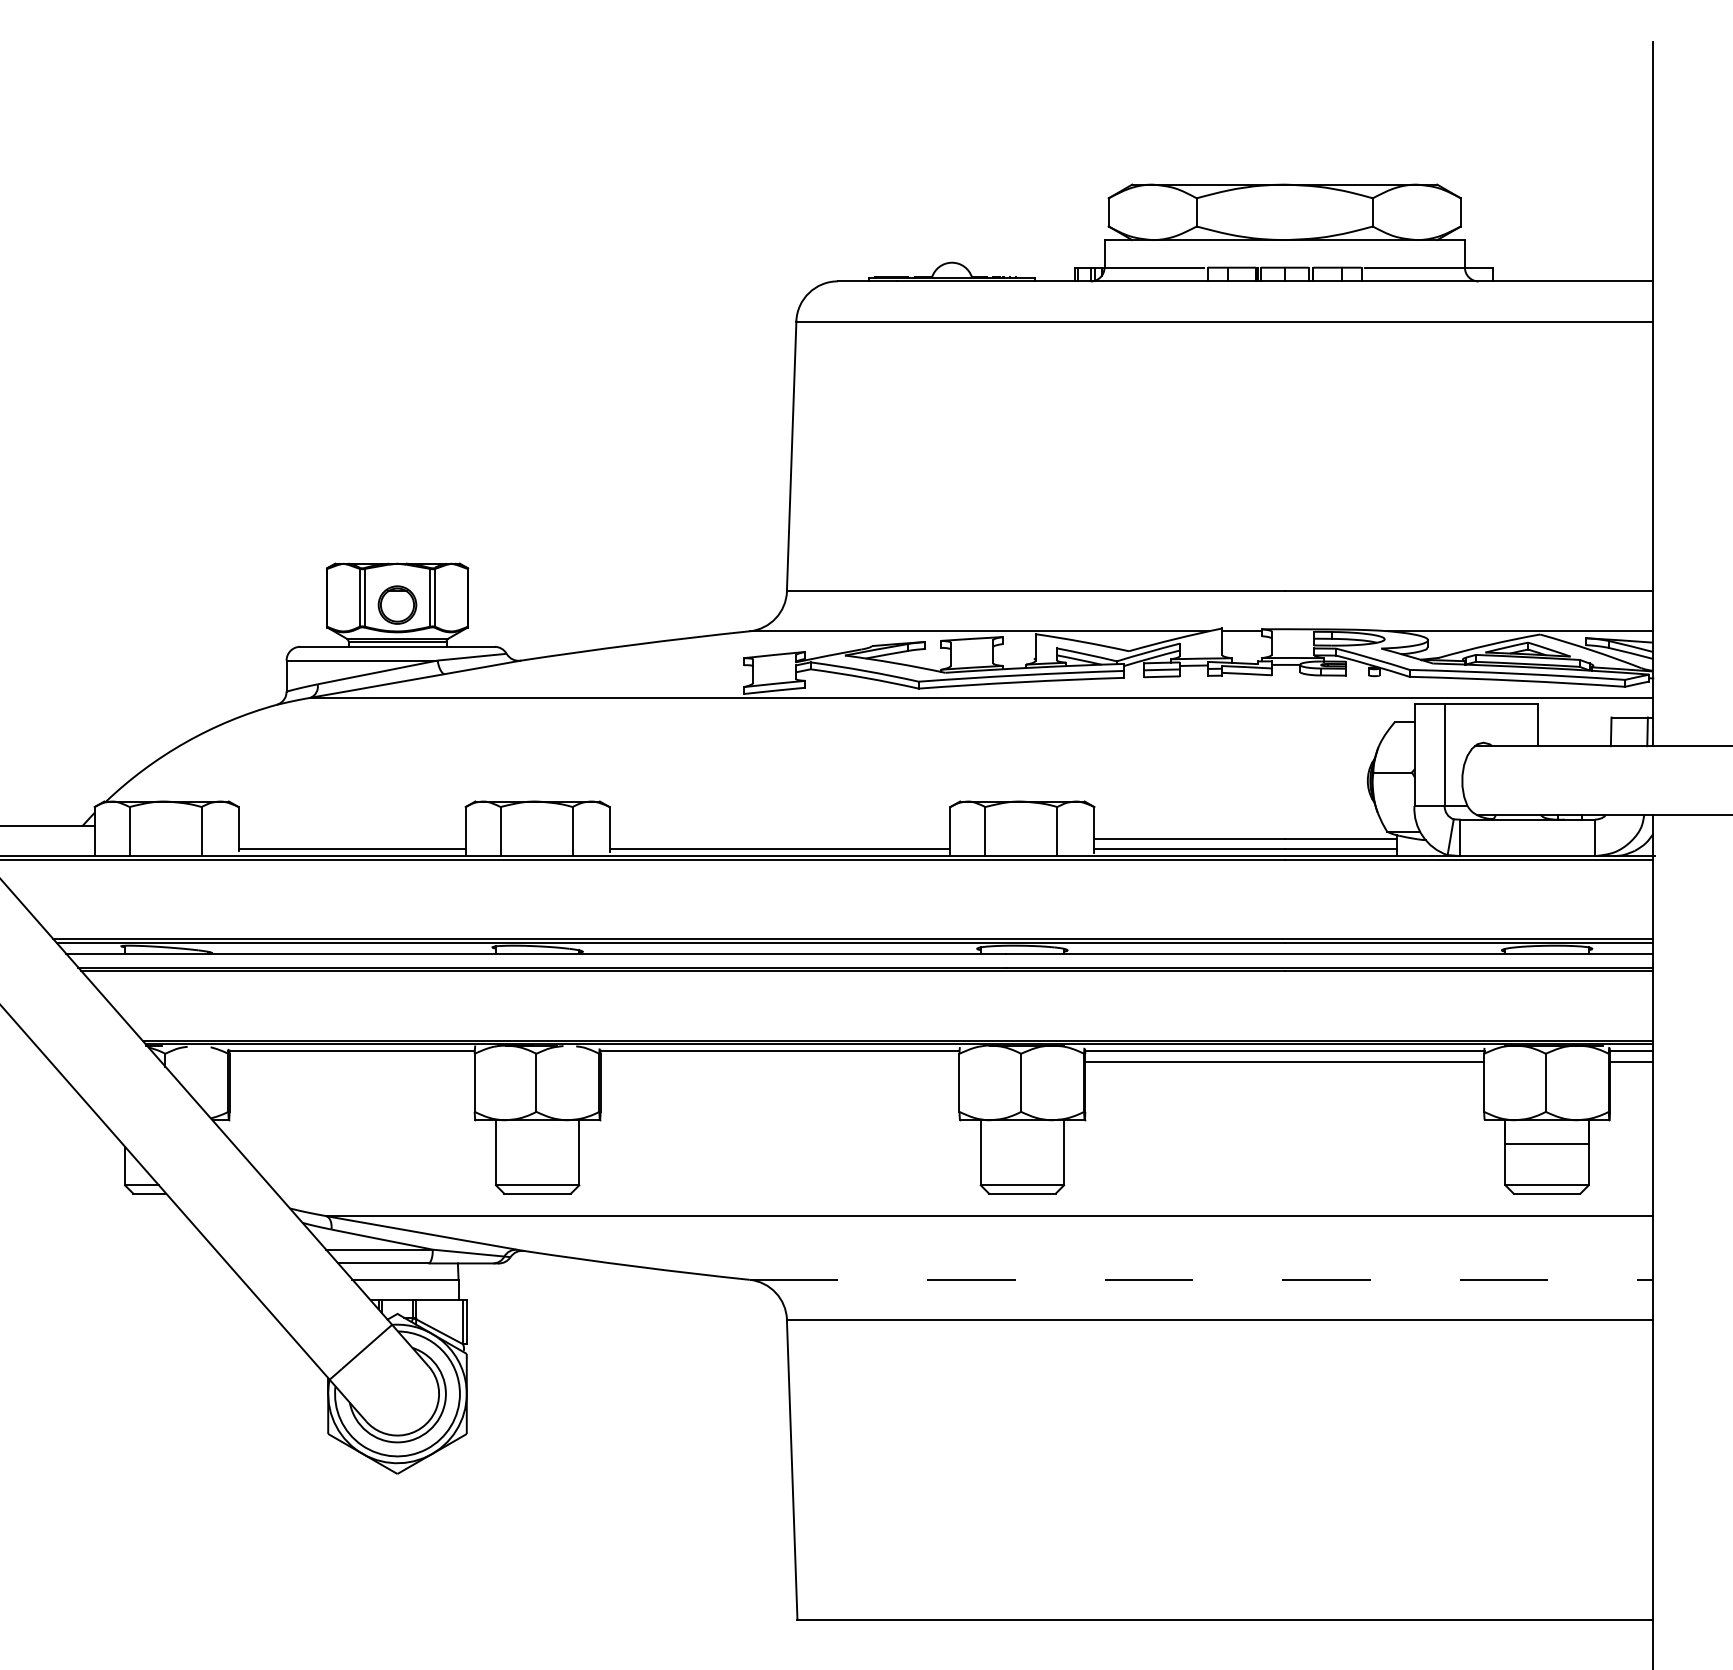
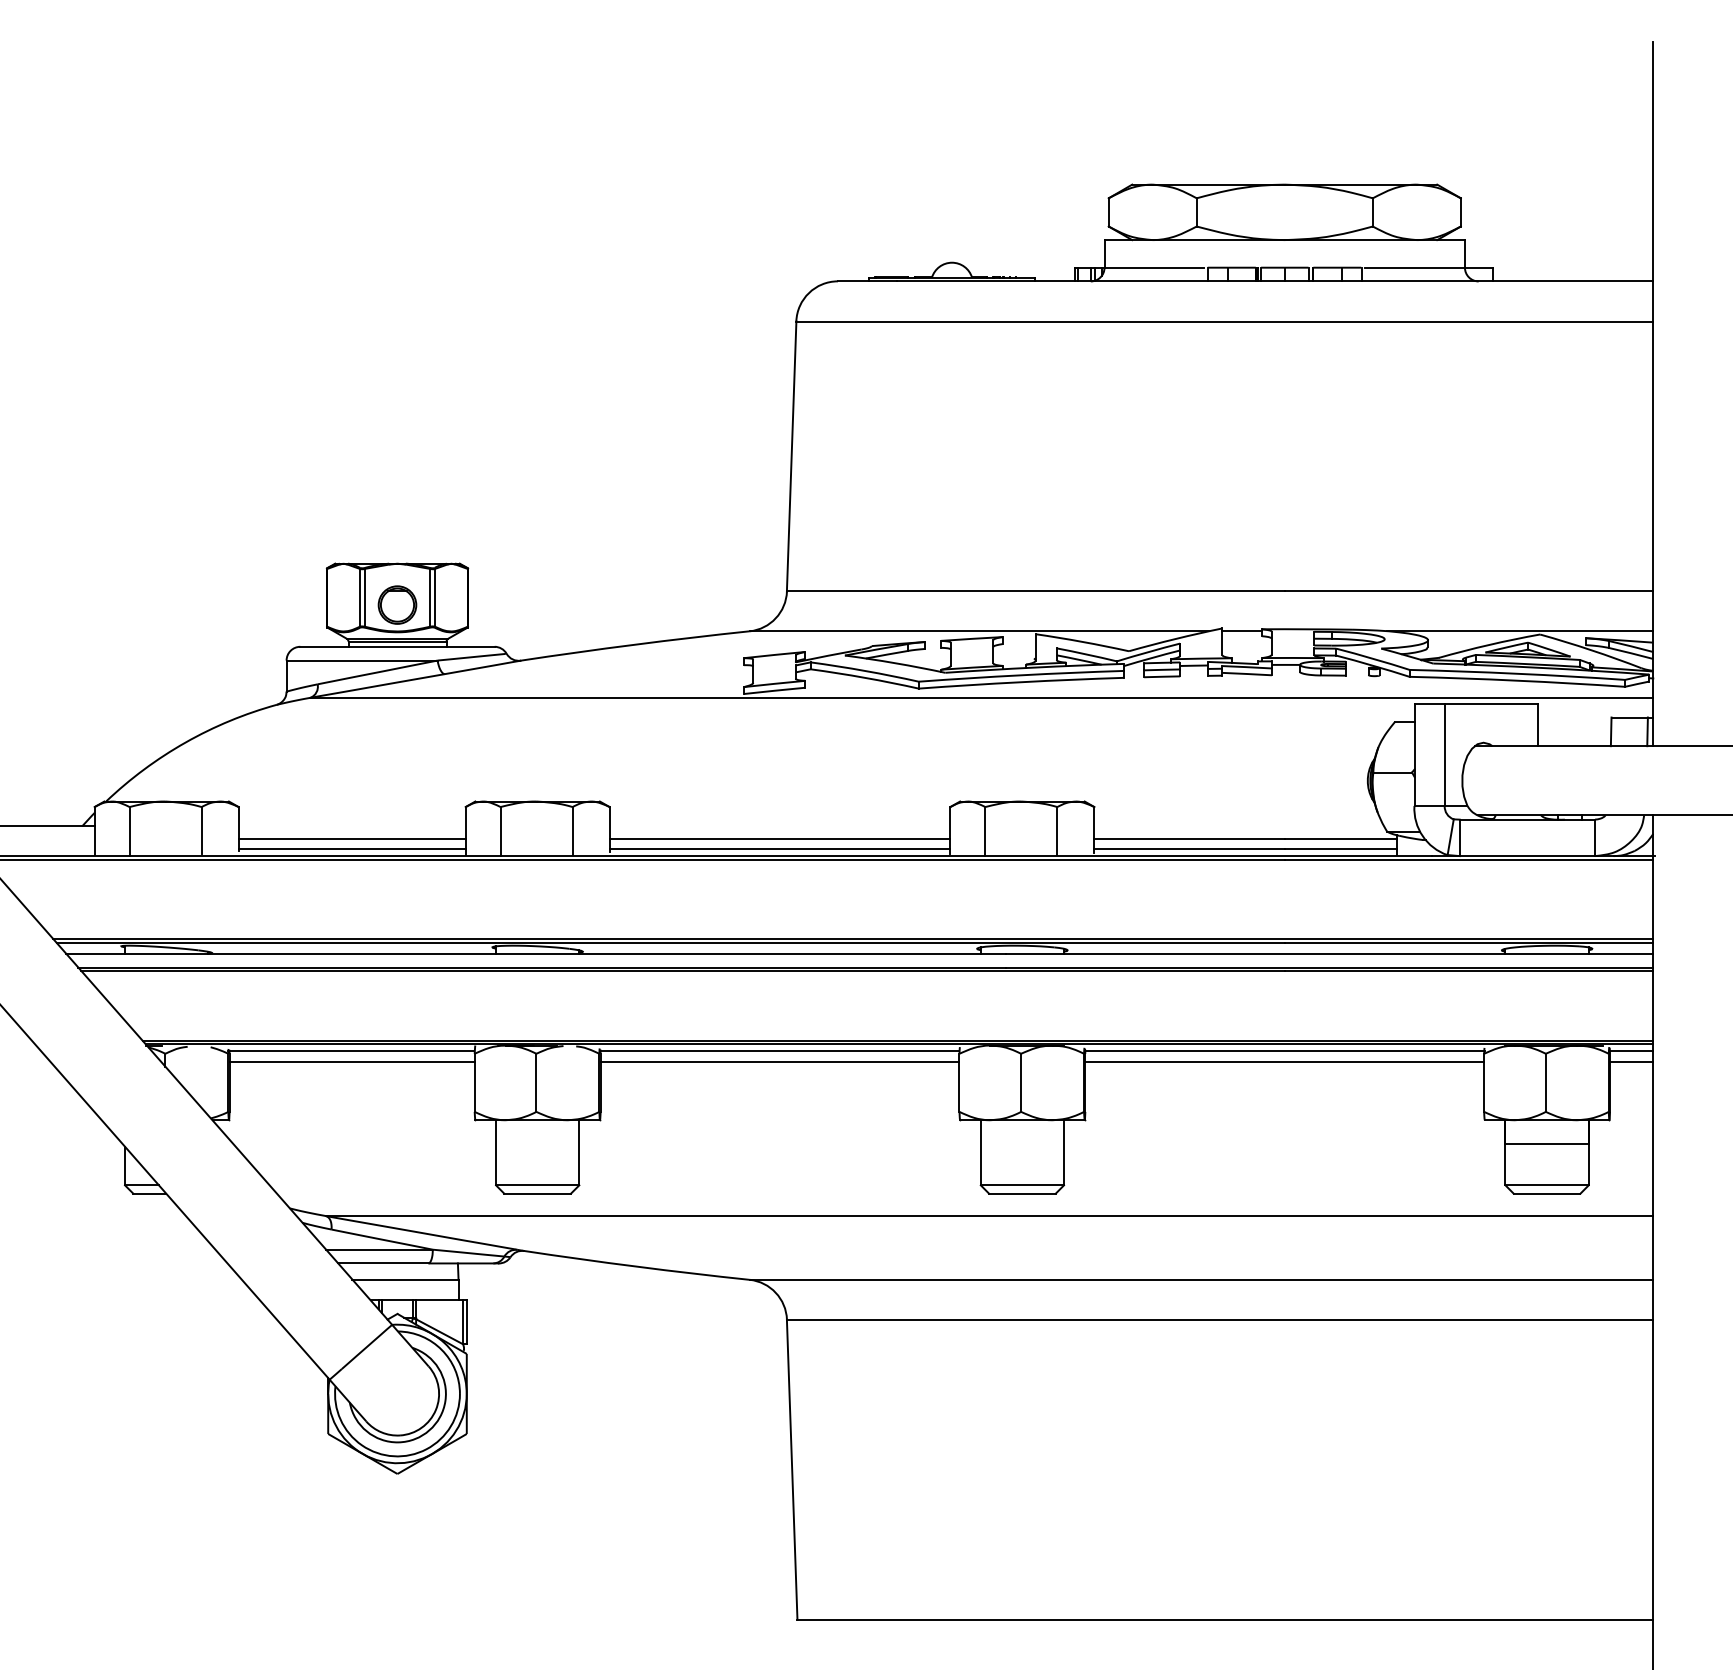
line: none -> present (351, 839)
line: none -> present (779, 839)
line: none -> present (351, 1061)
line: none -> present (779, 1061)
line: dashed -> solid (1201, 1279)
